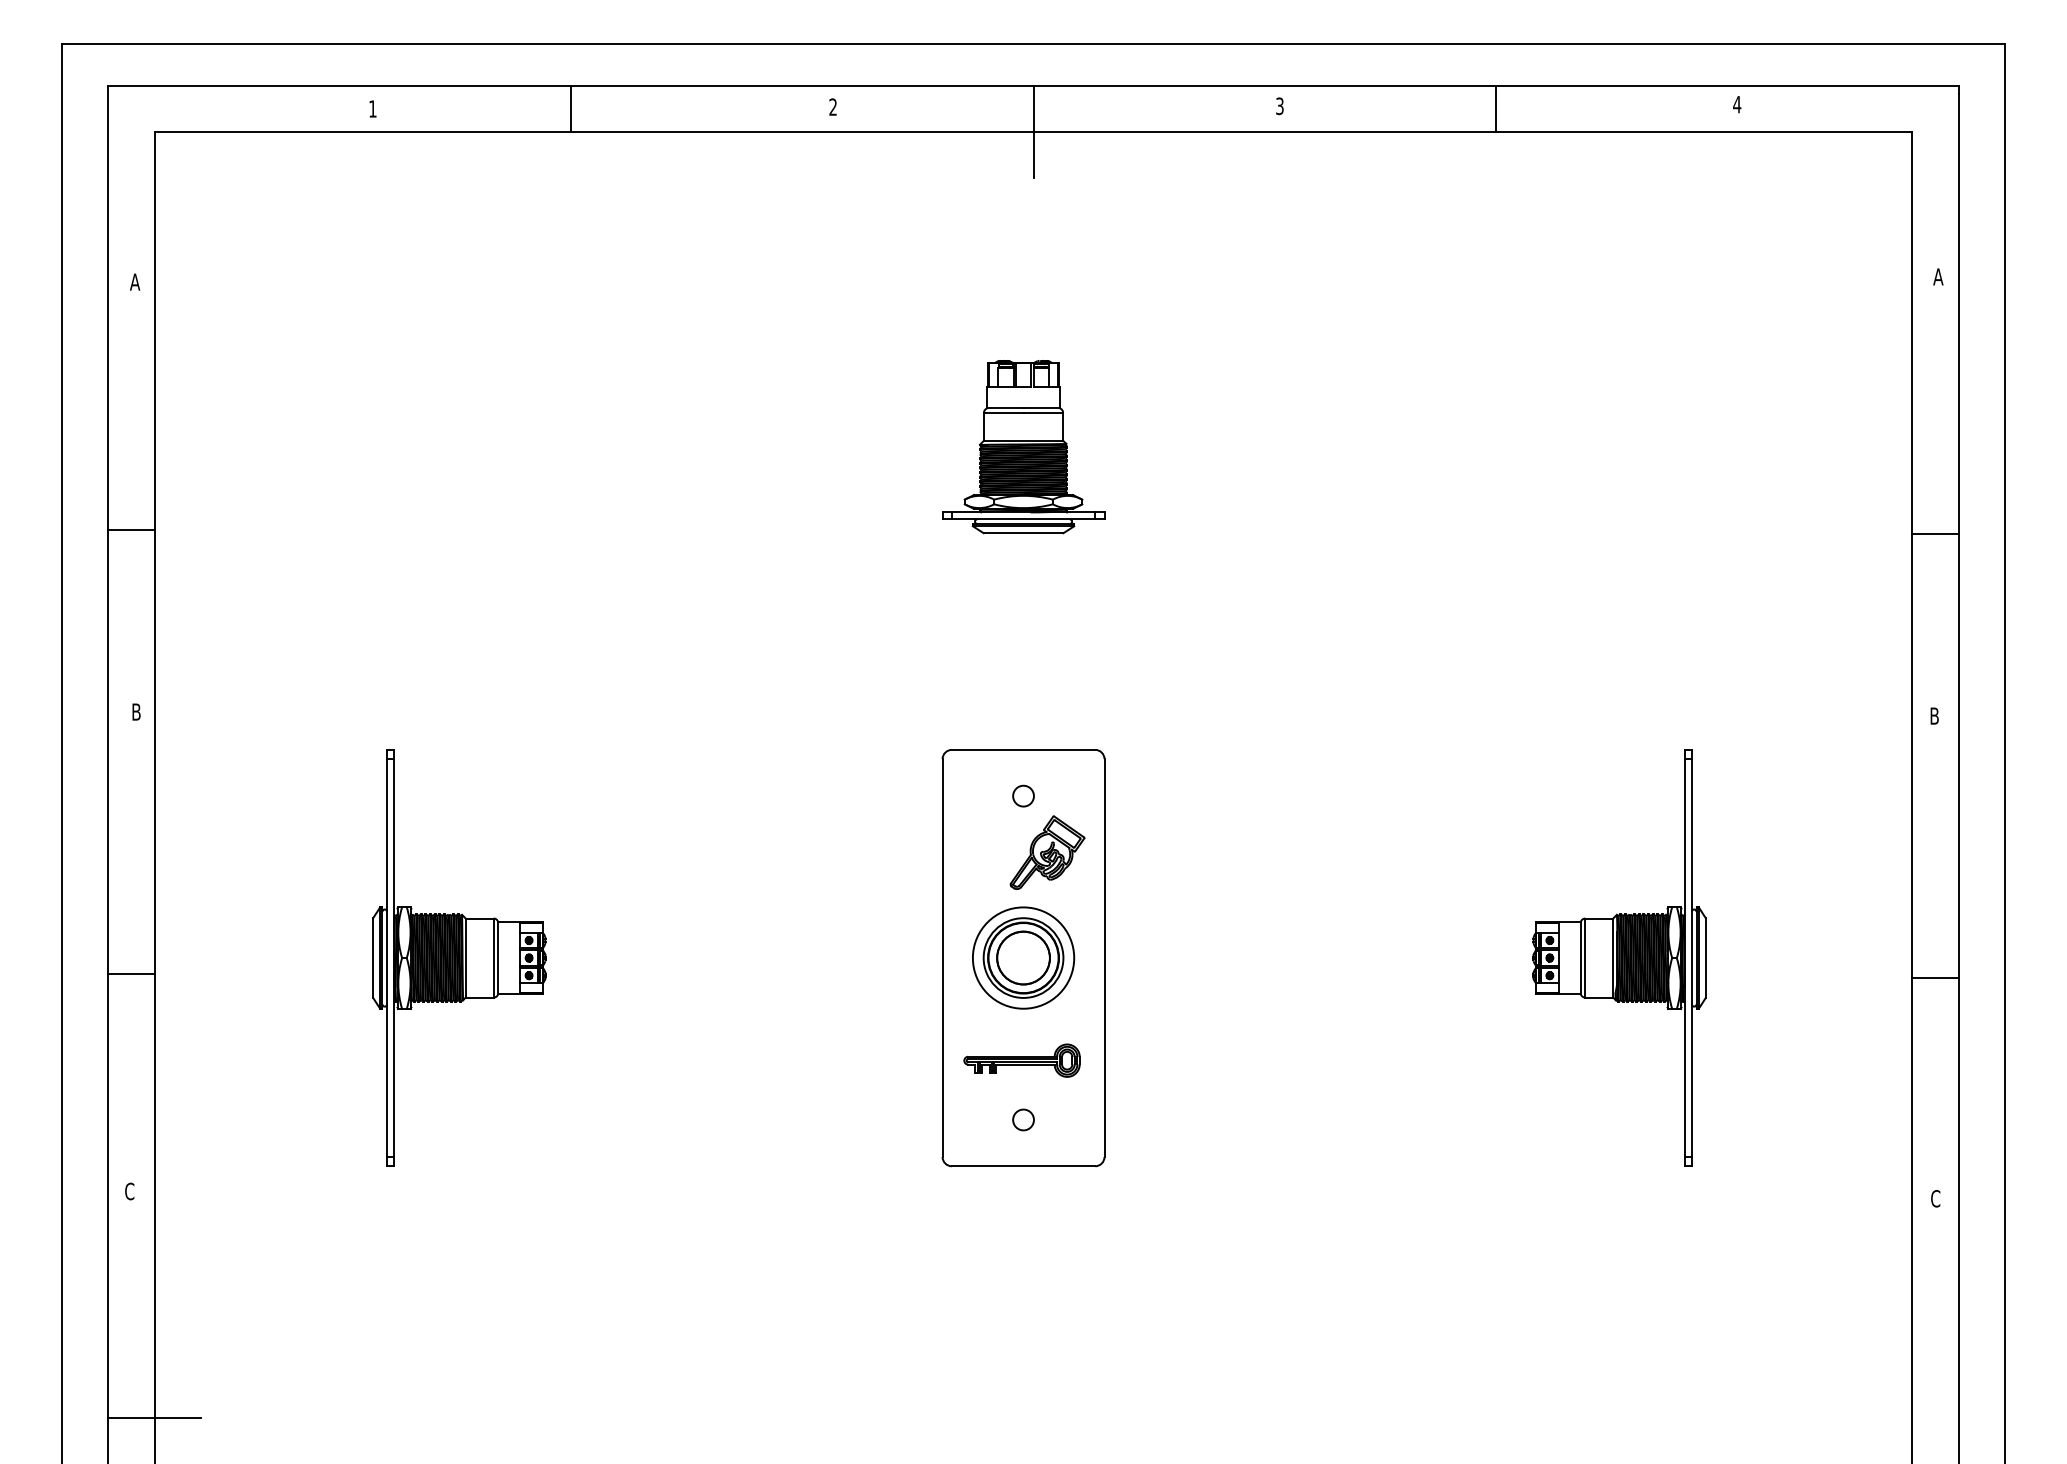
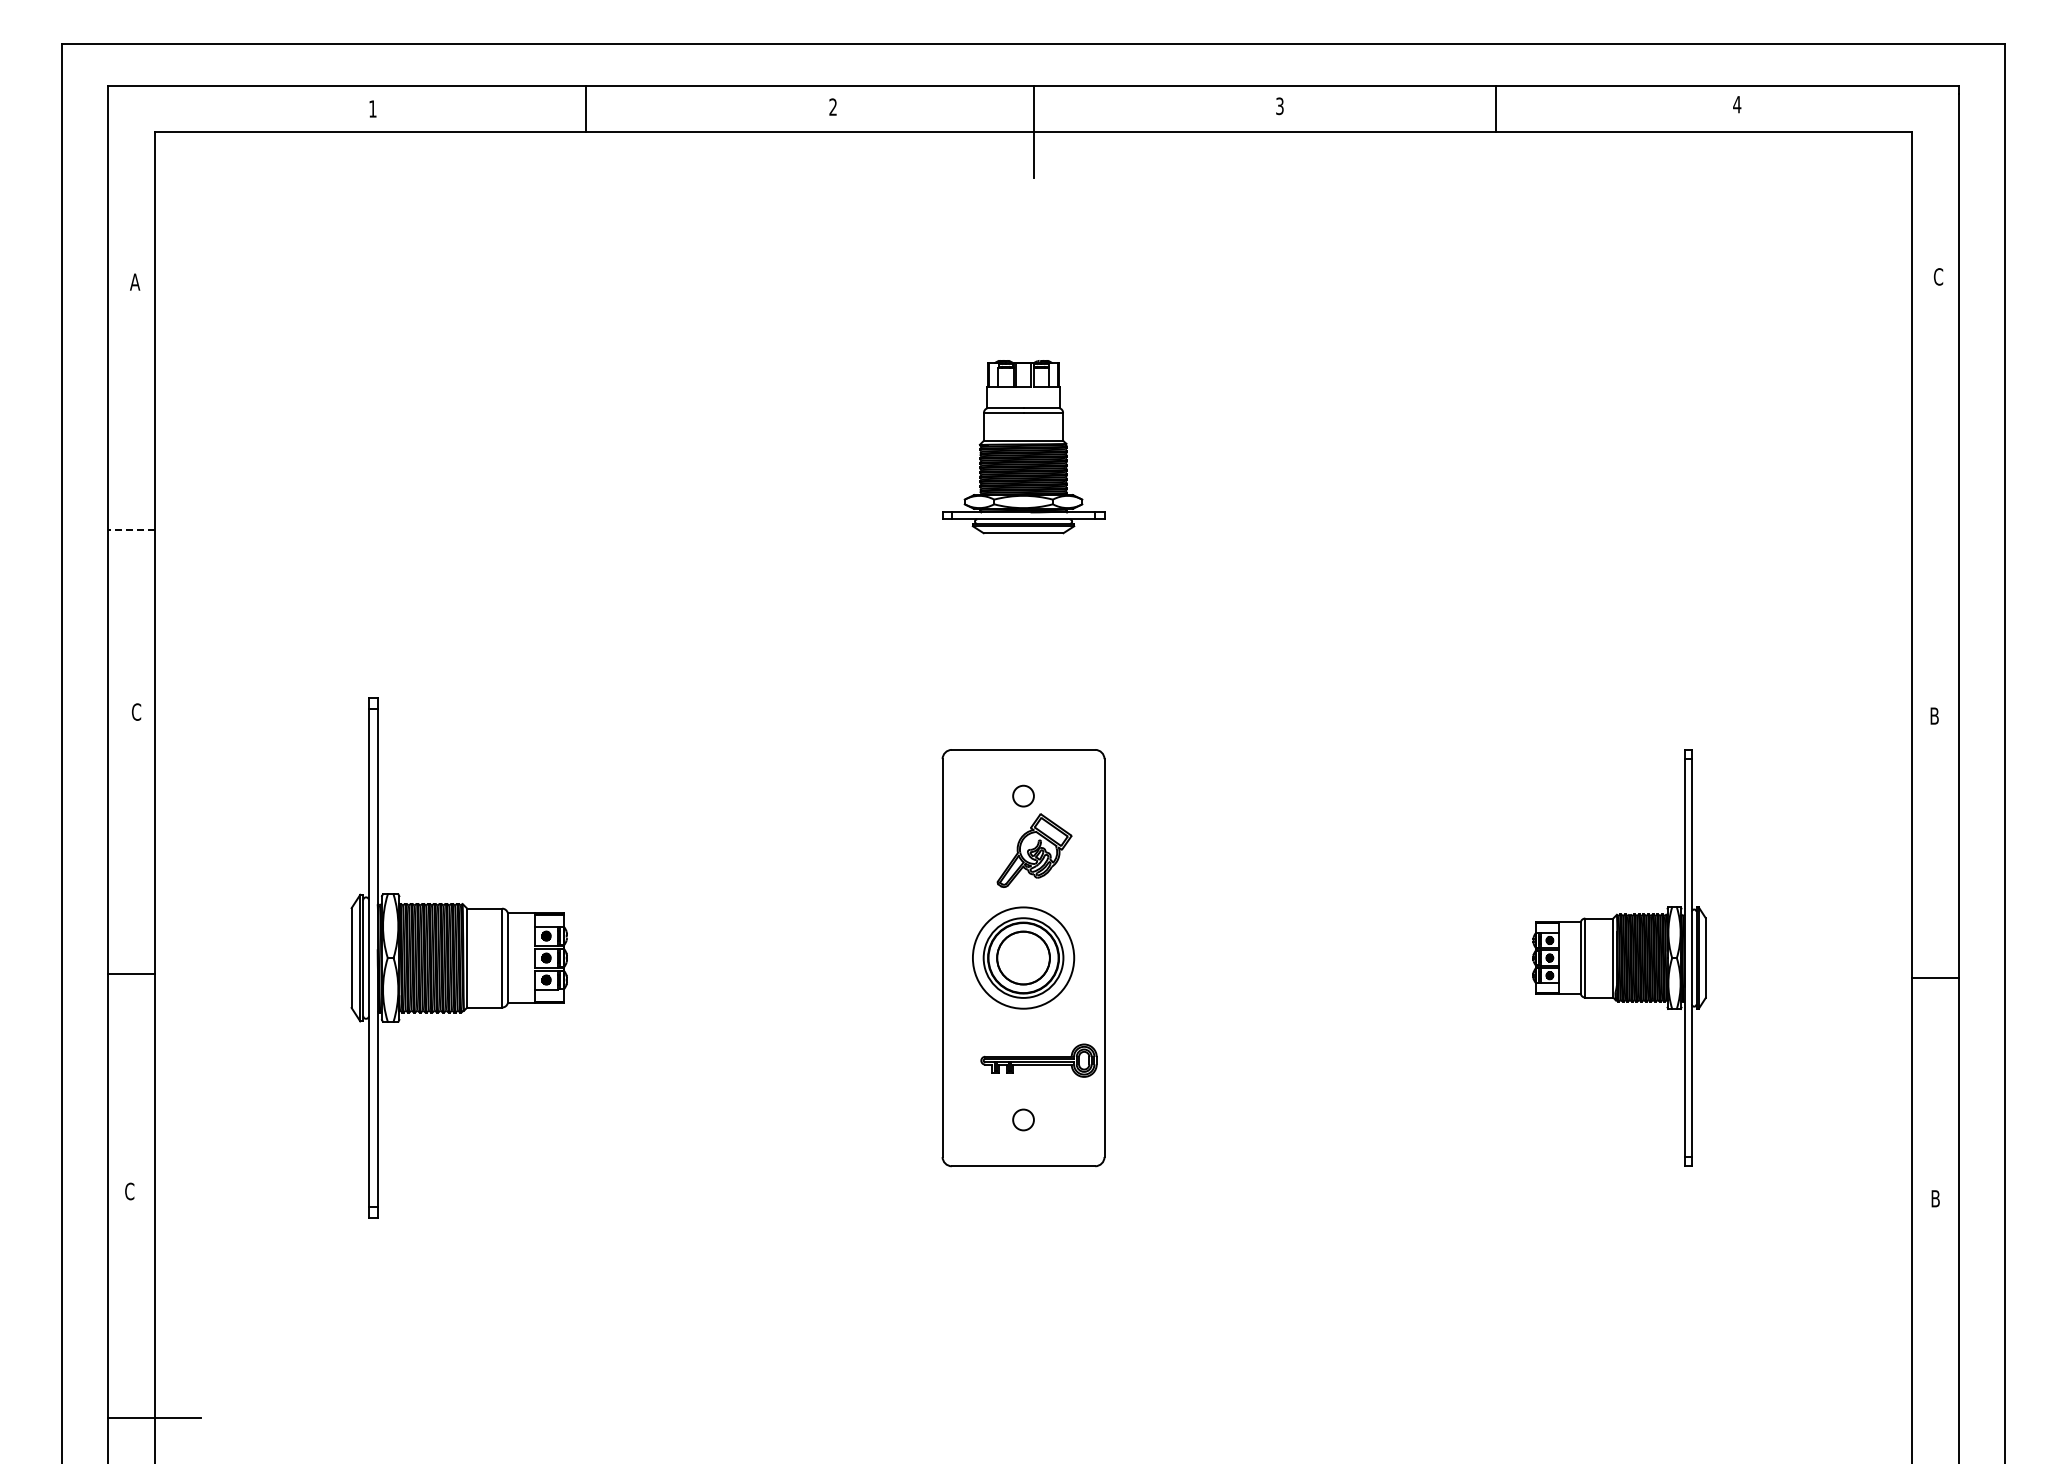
line position: (570, 108) -> (585, 108) (585, 108)
text: A -> C (1938, 276)
line: solid -> dashed (130, 529)
line: present -> none (1935, 534)
text: B -> C (136, 711)
part position: (1047, 852) -> (1034, 850) (1034, 850)
part size: 175x418 px -> 218x522 px (458, 957)
part position: (1021, 1060) -> (1038, 1060) (1038, 1060)
text: C -> B (1935, 1198)
